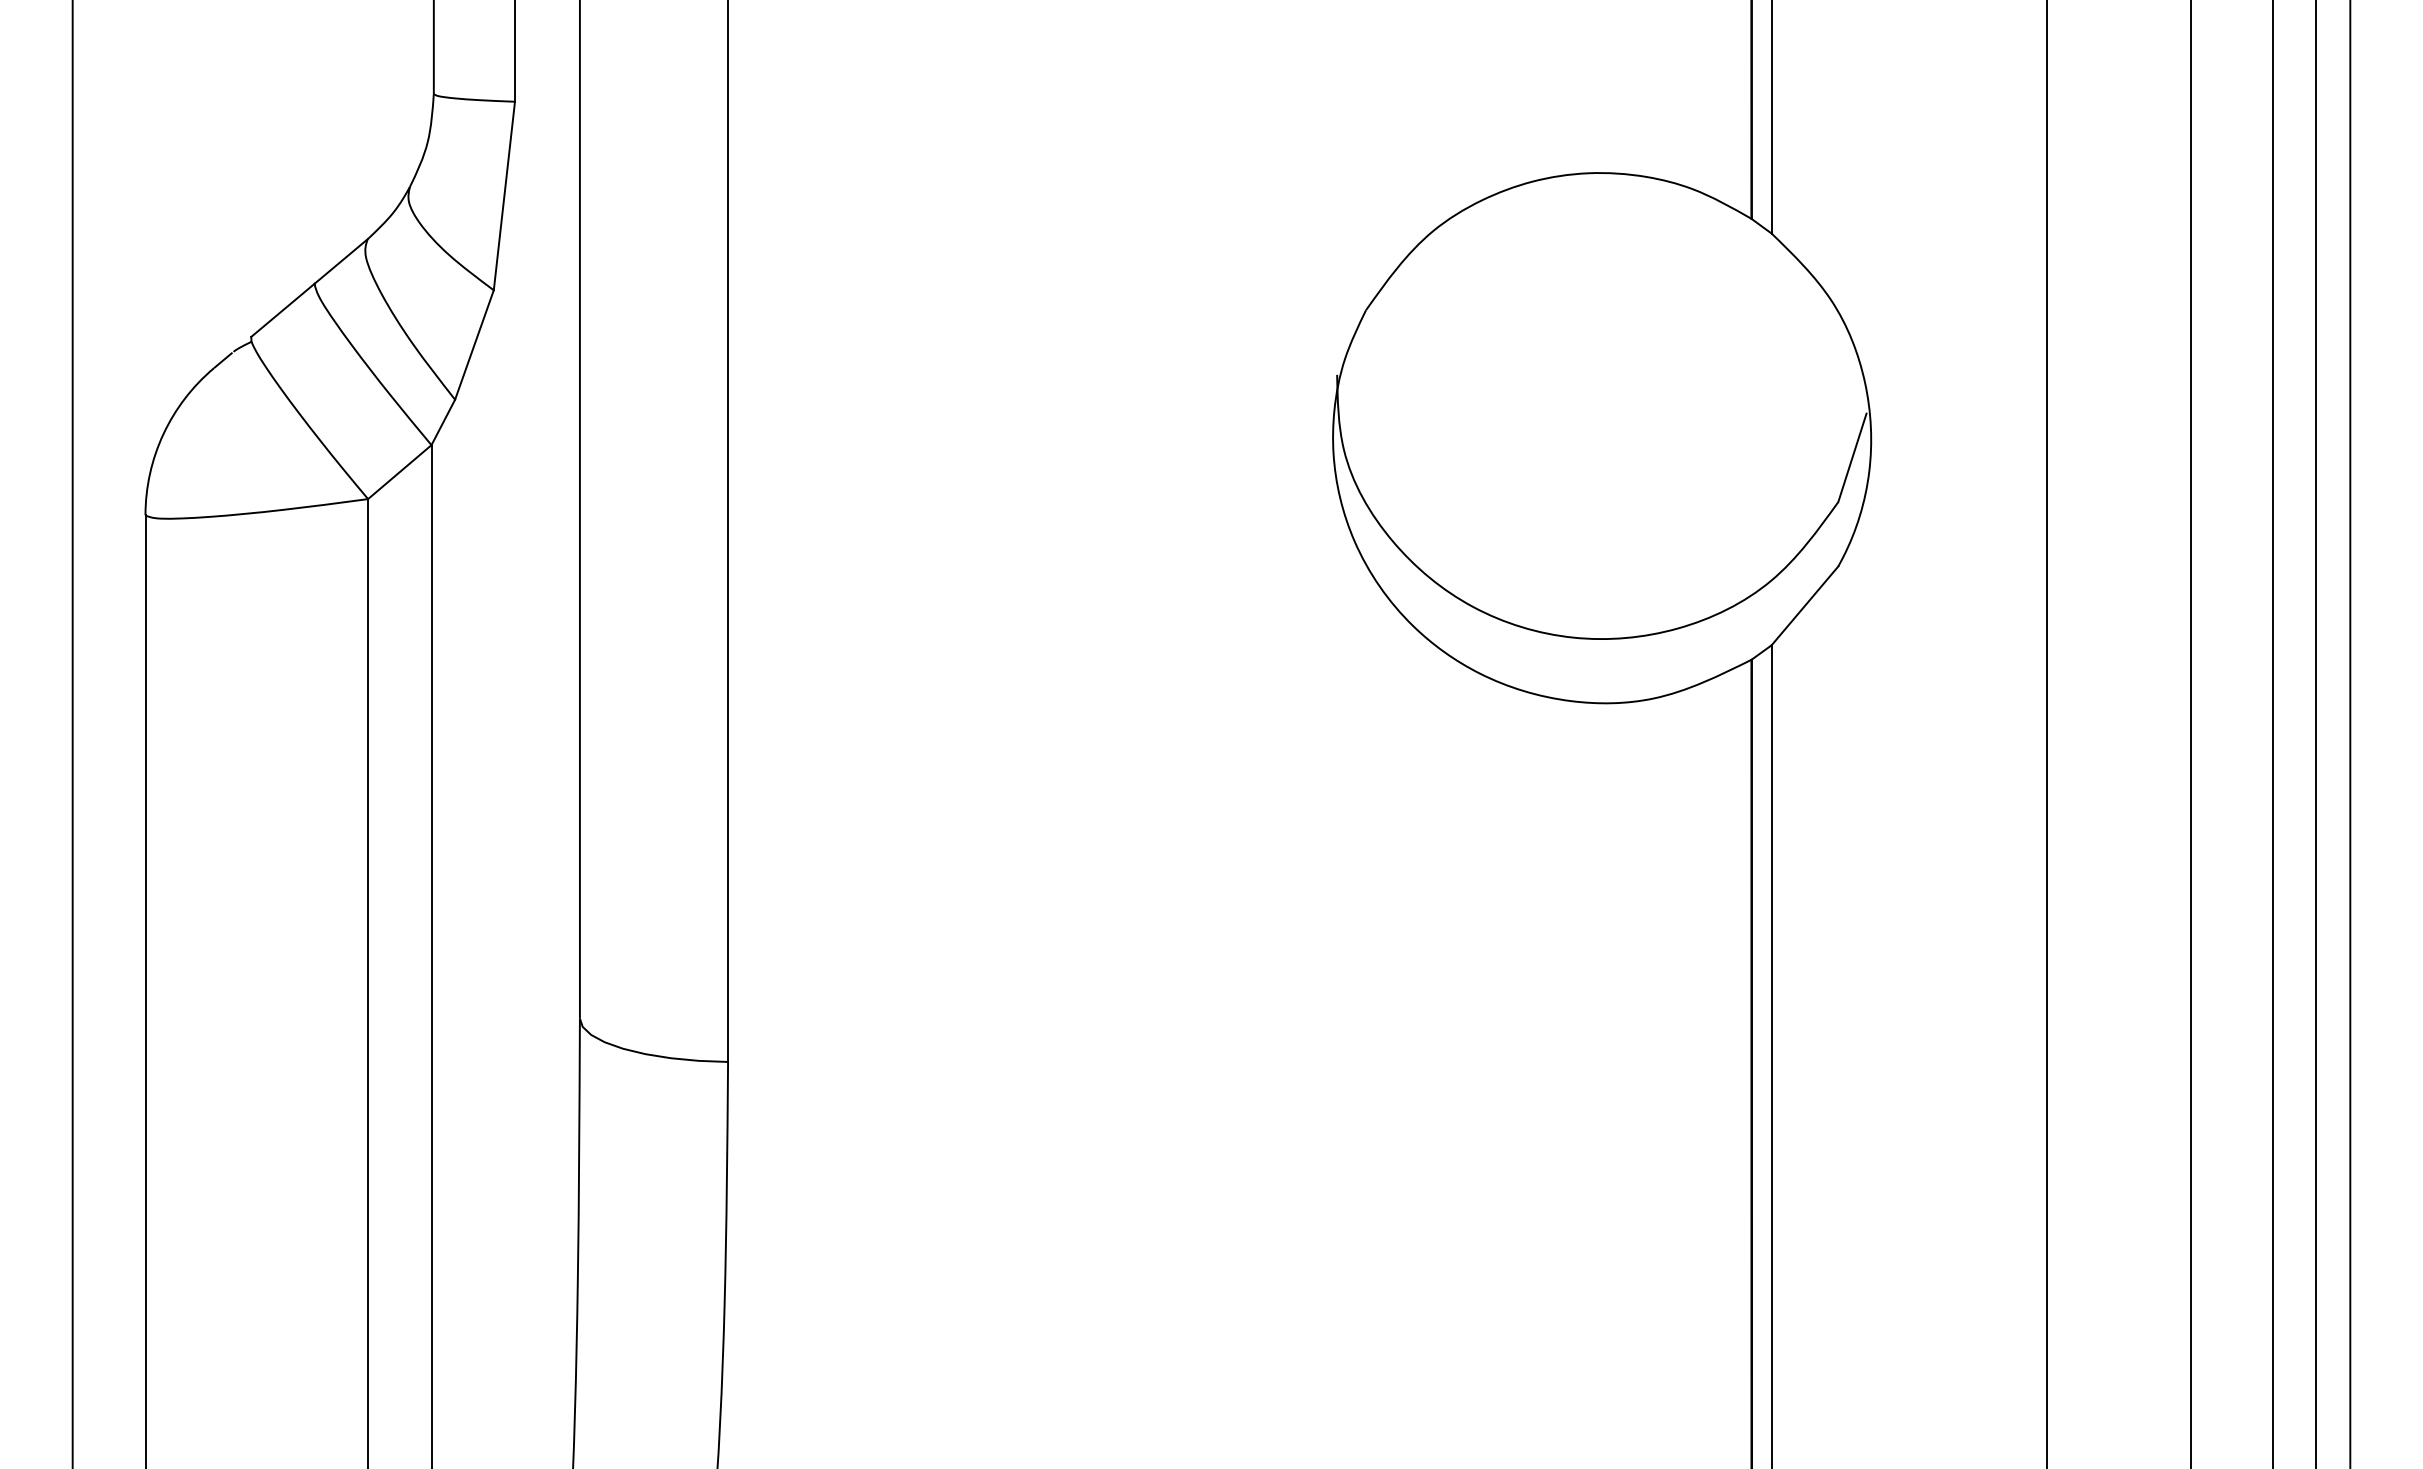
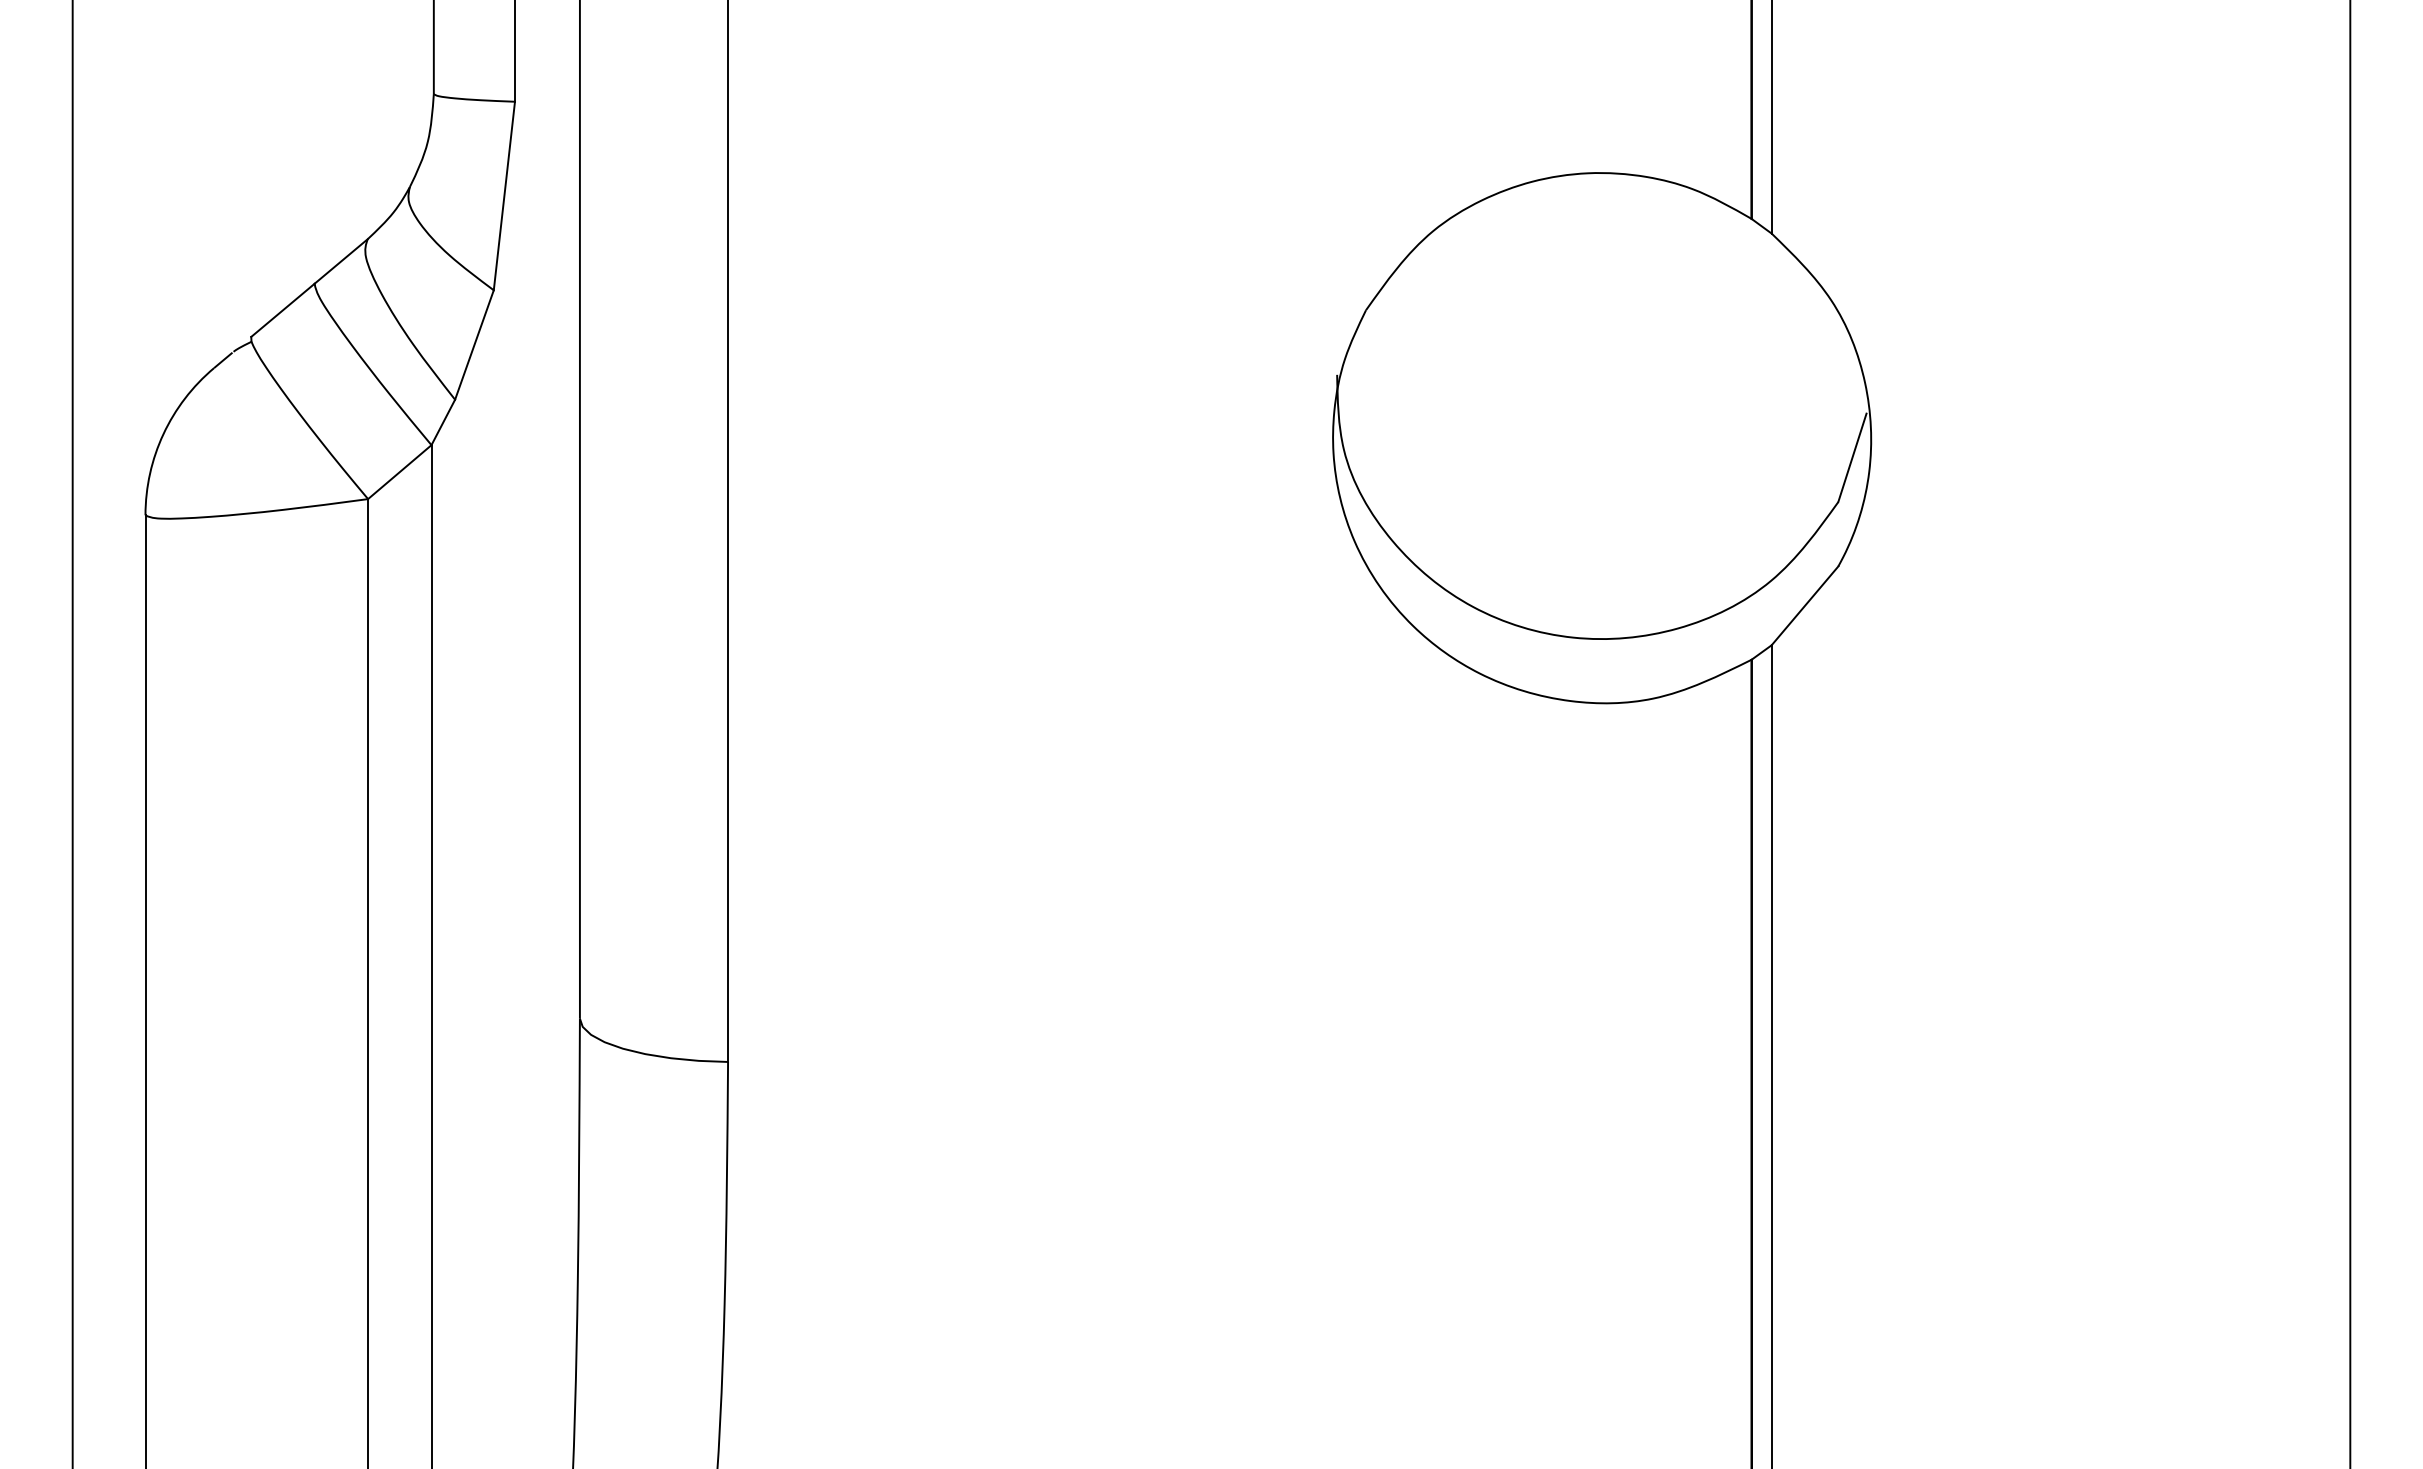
line: present -> none (2046, 733)
line: present -> none (2190, 733)
line: present -> none (2273, 733)
line: present -> none (2316, 733)
